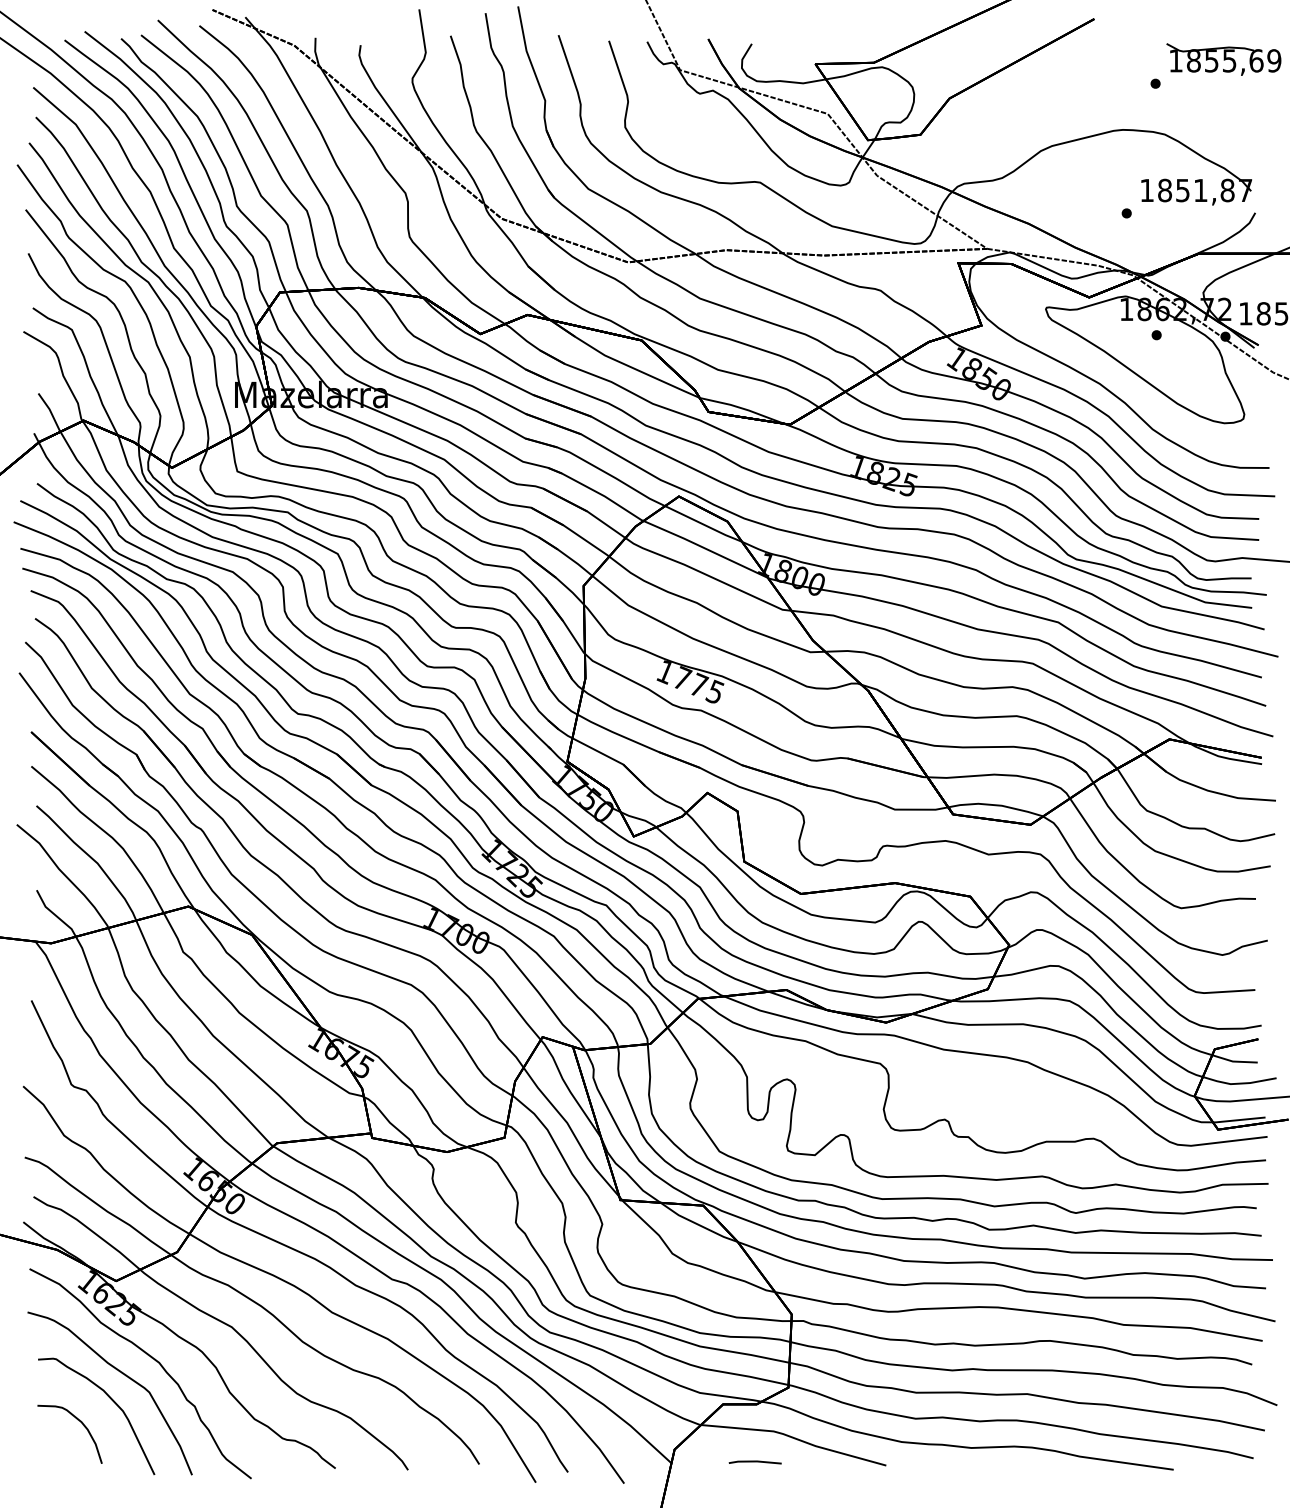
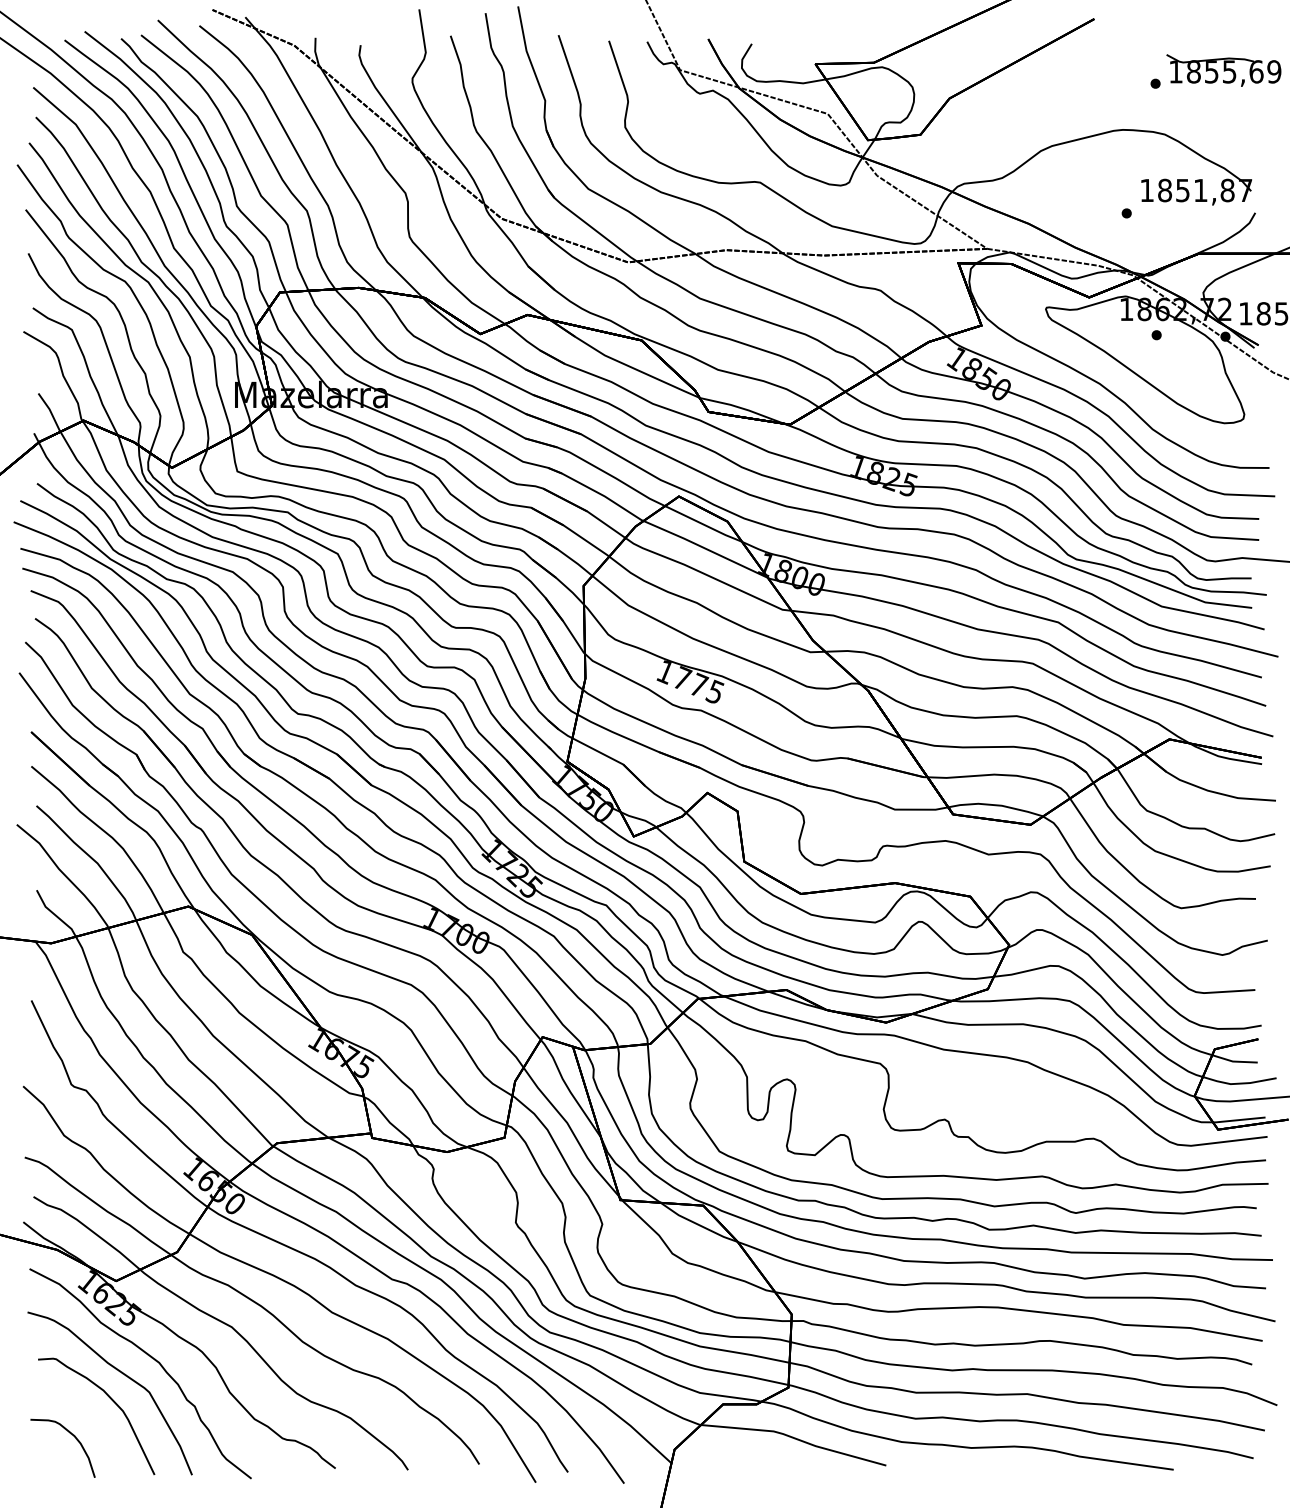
part position: (1223, 59) -> (1223, 70) (1223, 70)
curve position: (77, 1420) -> (70, 1434) (70, 1434)
line: present -> none (754, 1462)
